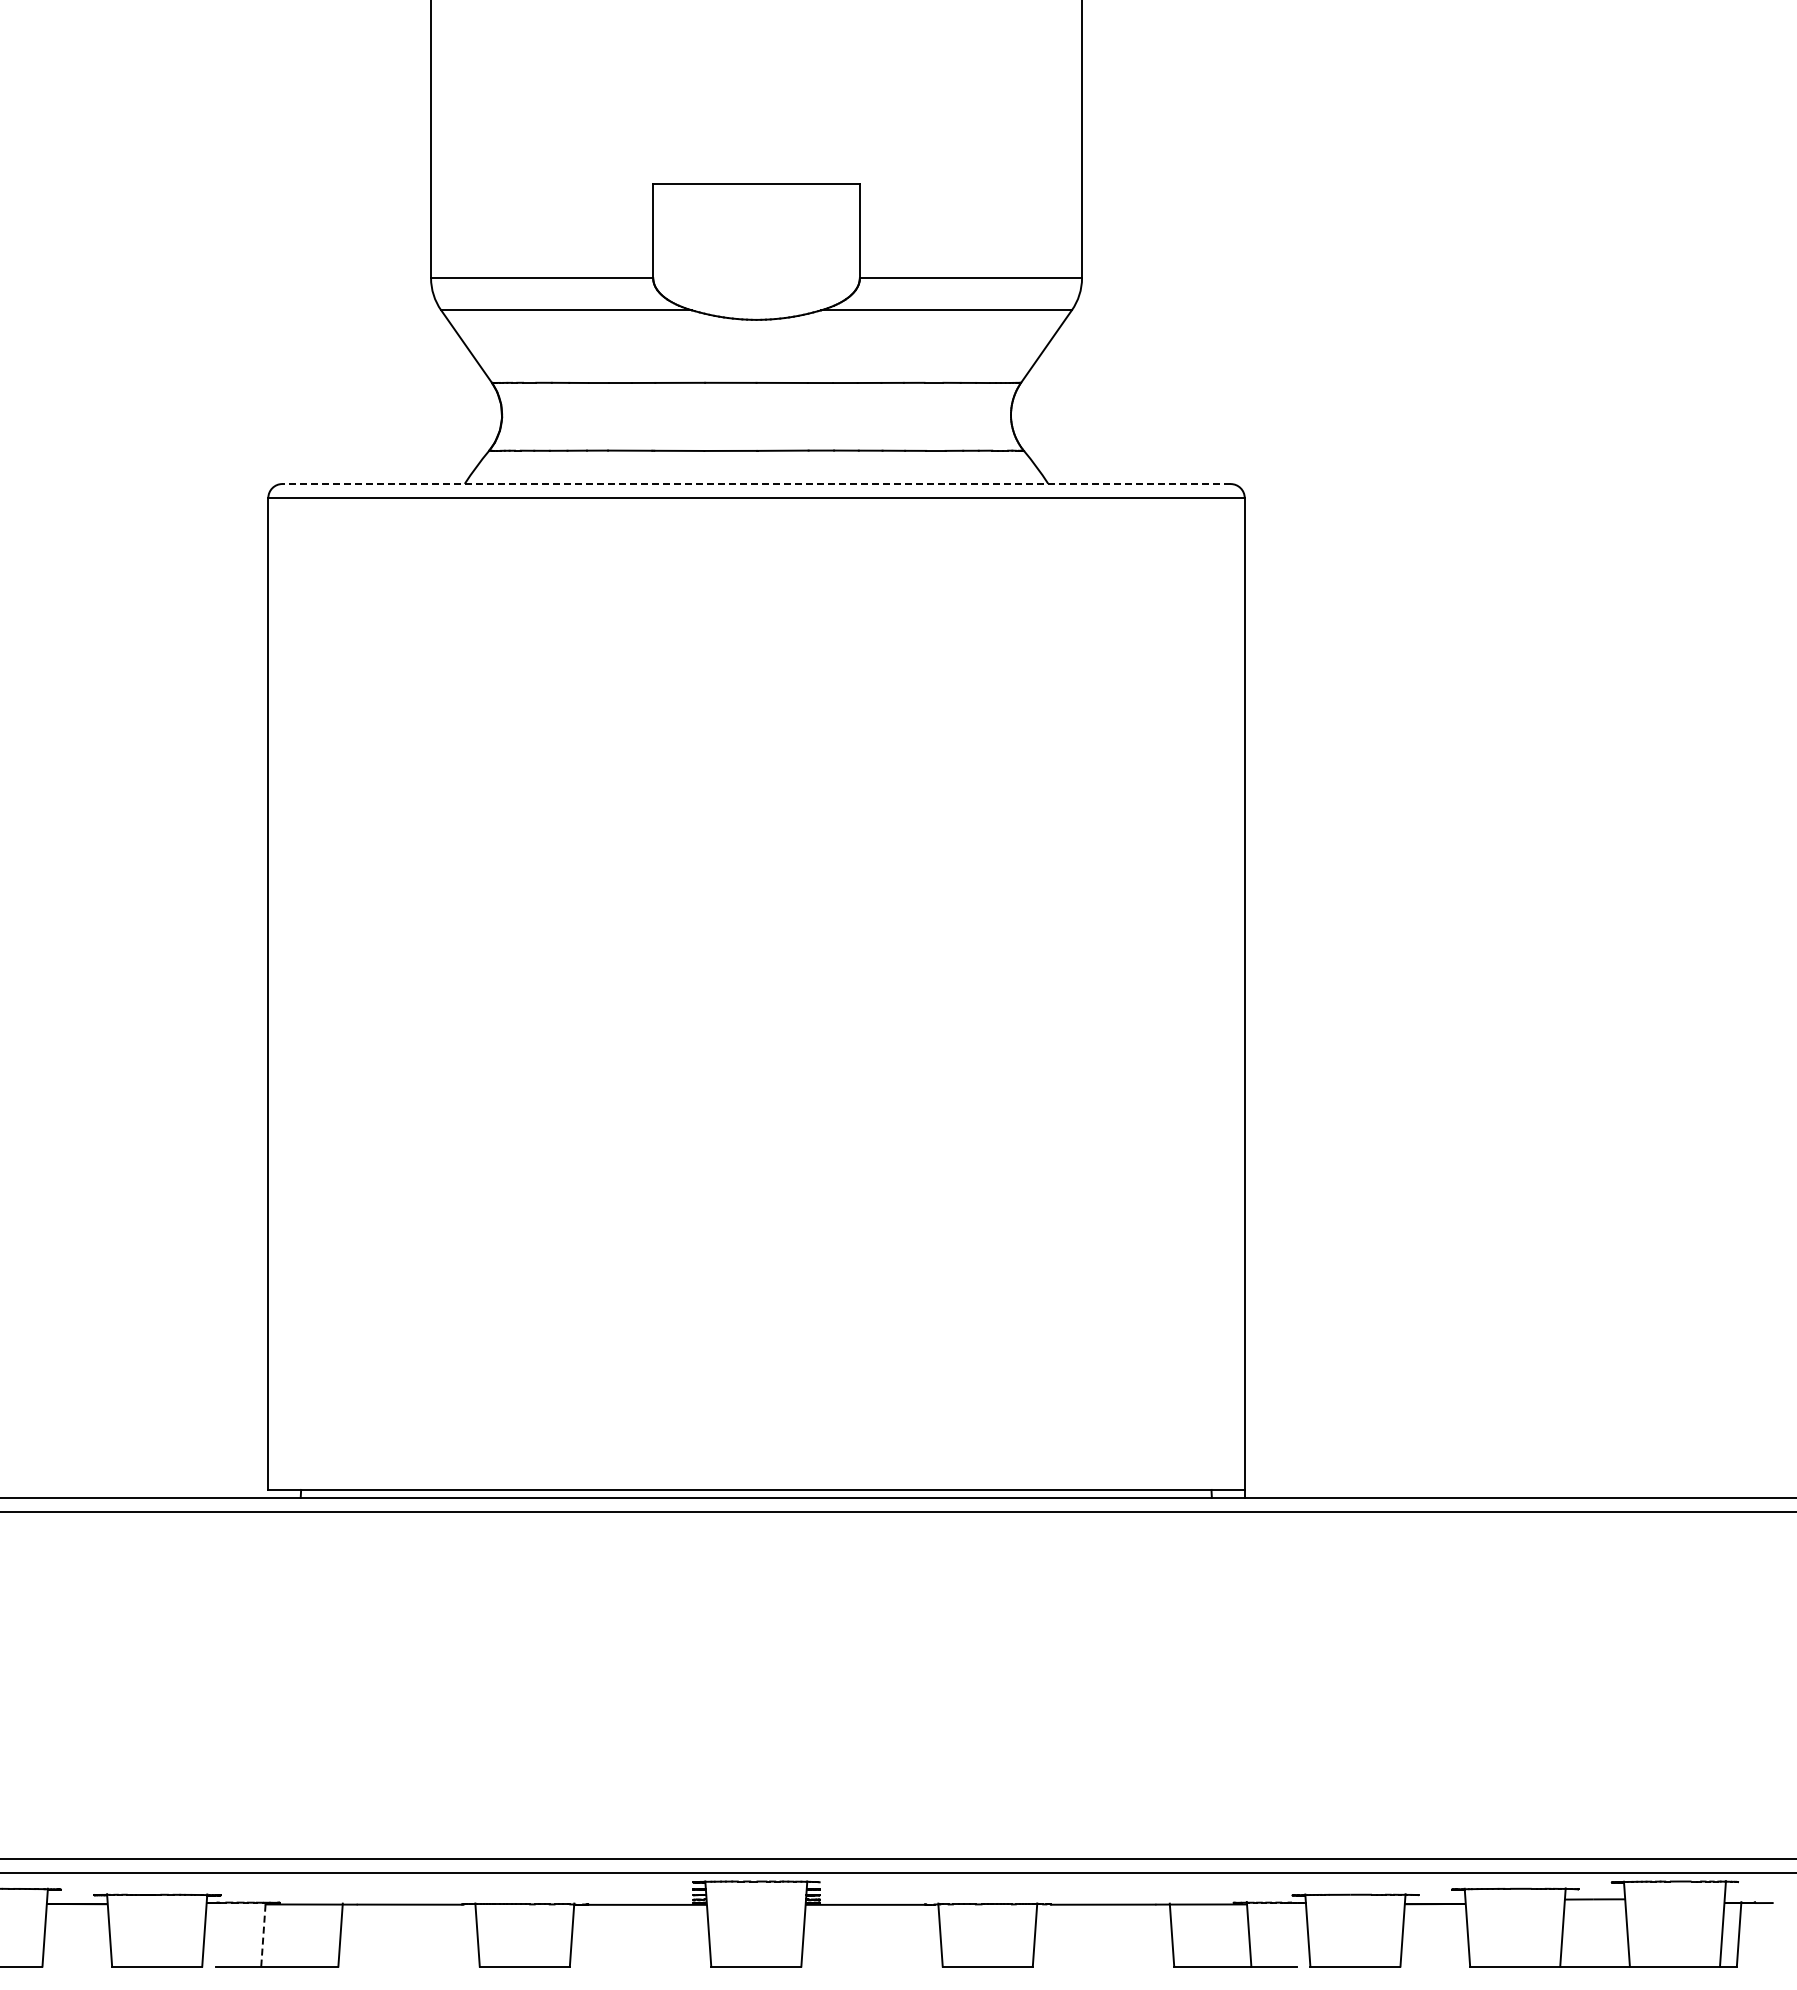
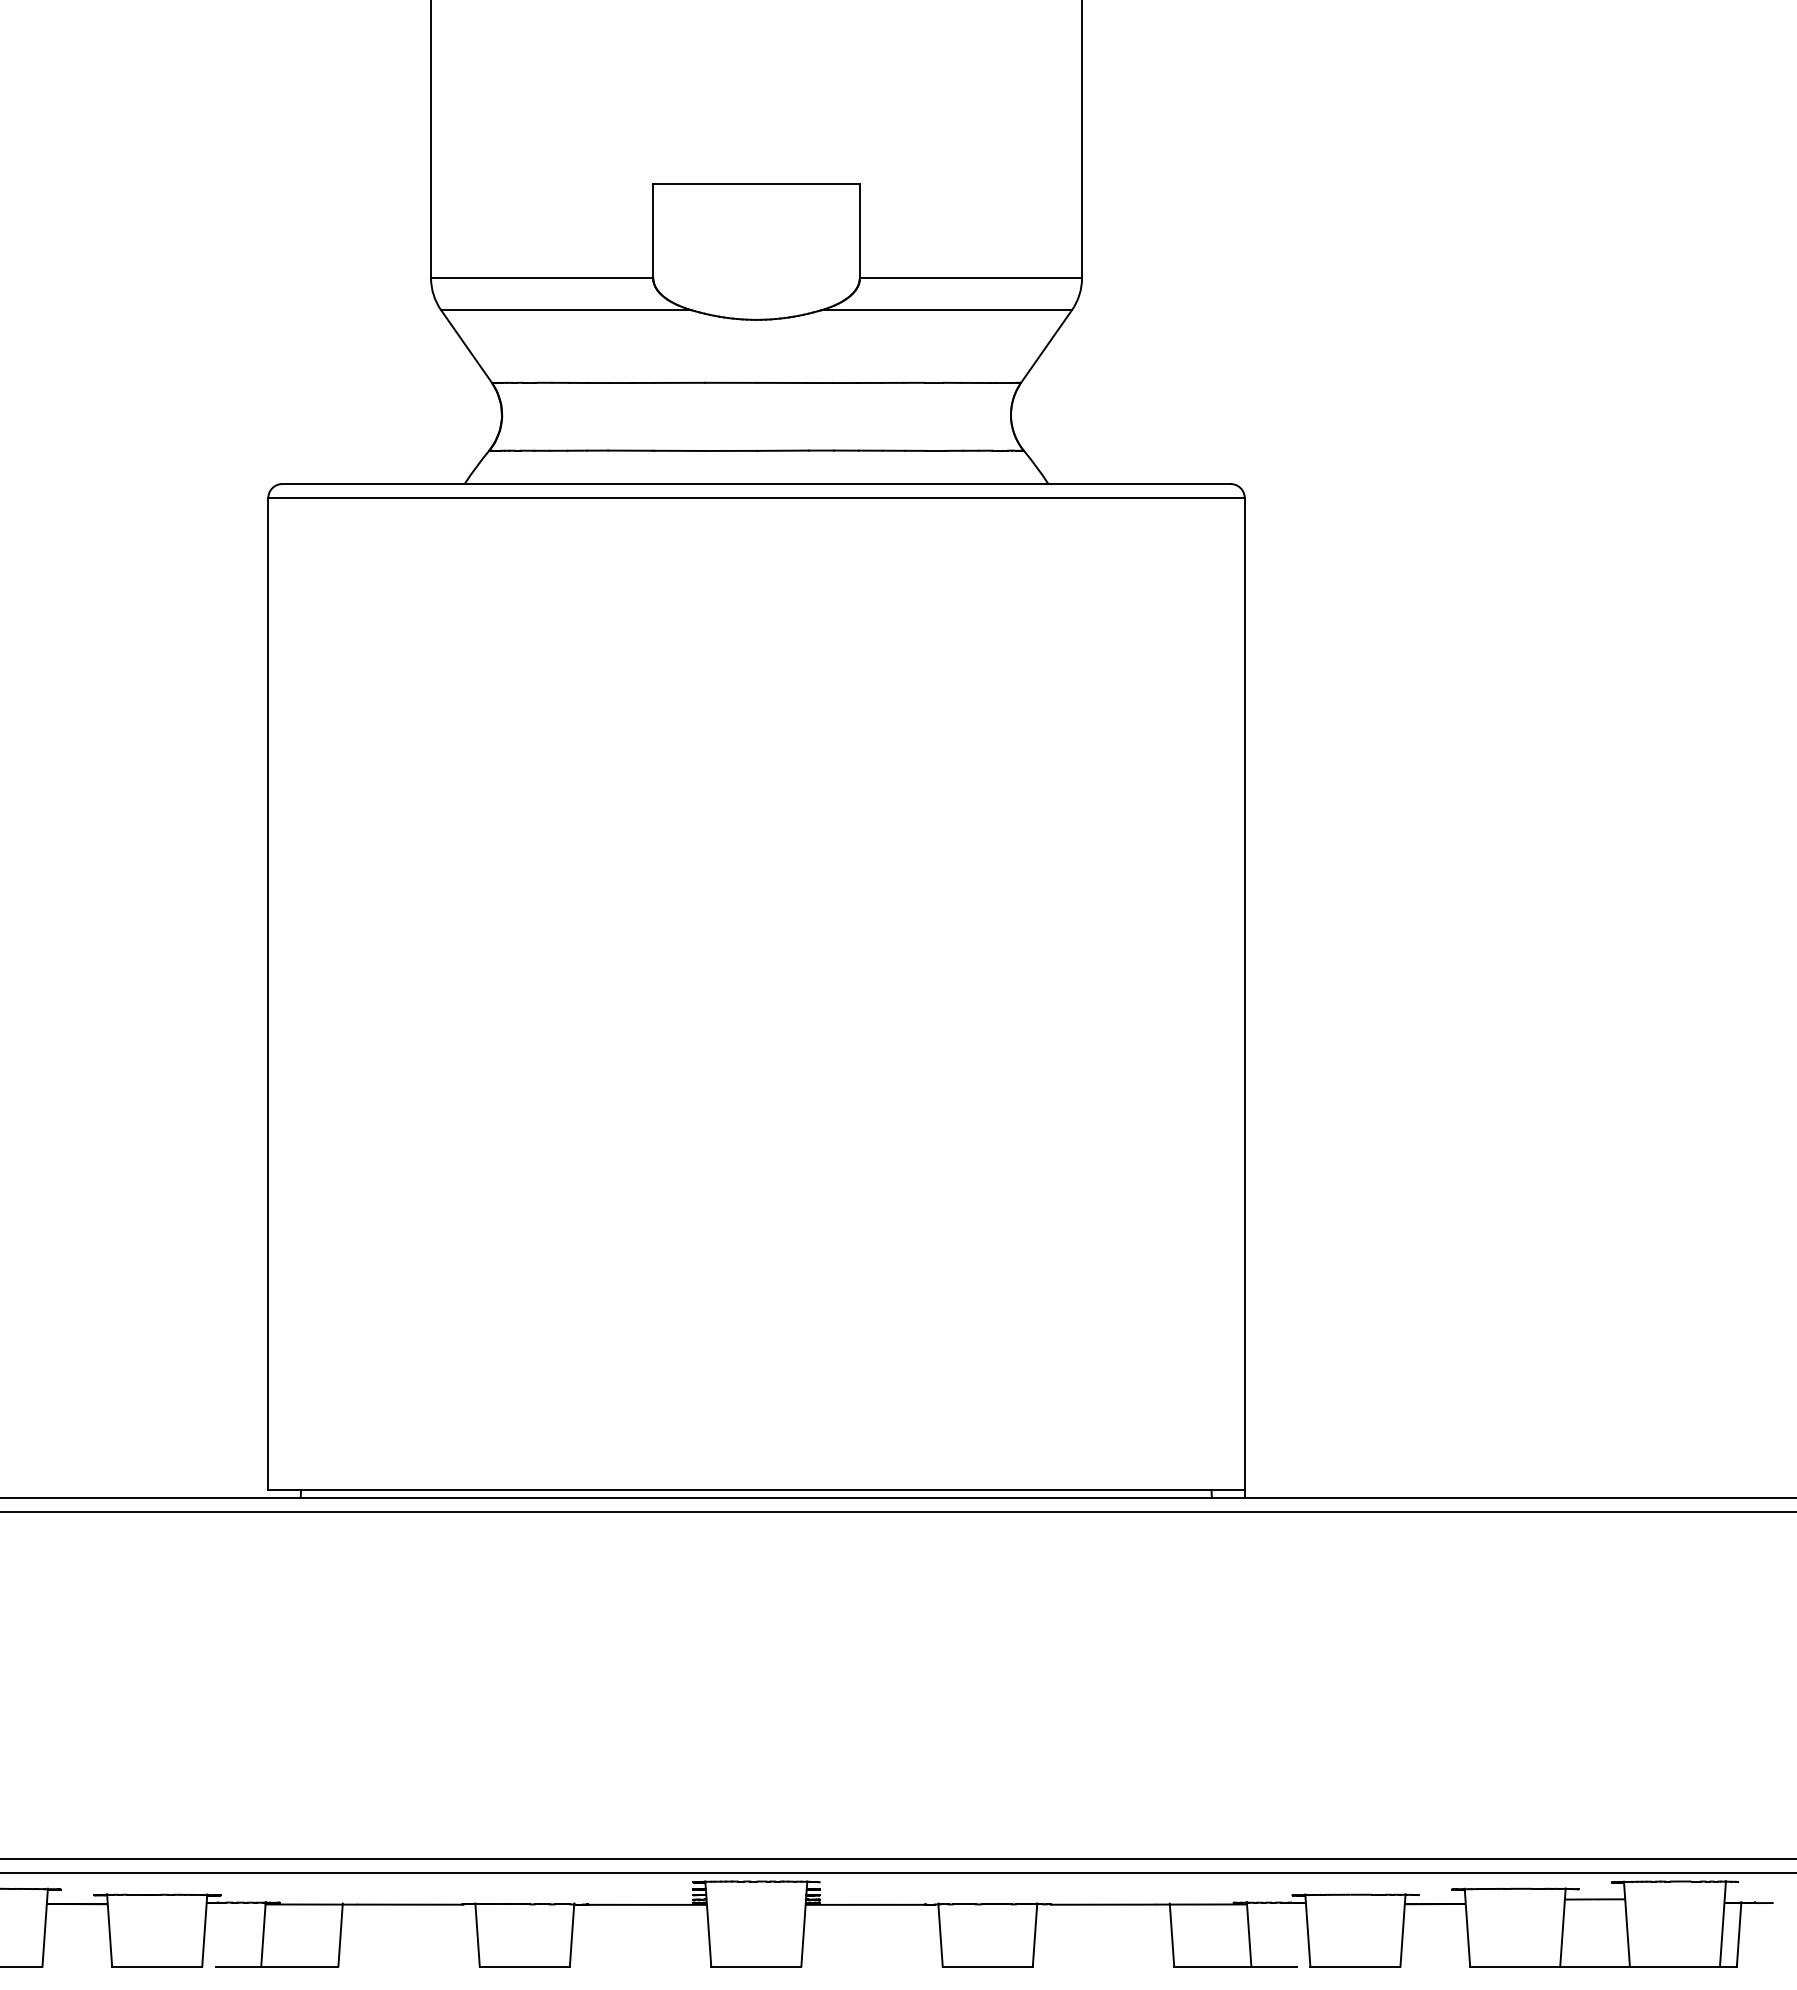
line: dashed -> solid (756, 484)
line: dashed -> solid (263, 1933)
